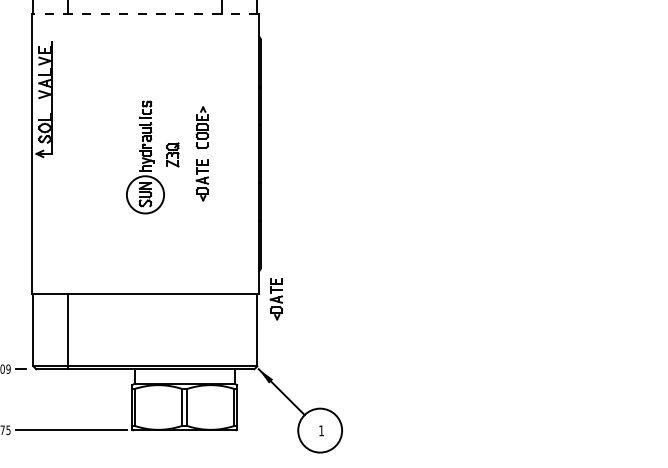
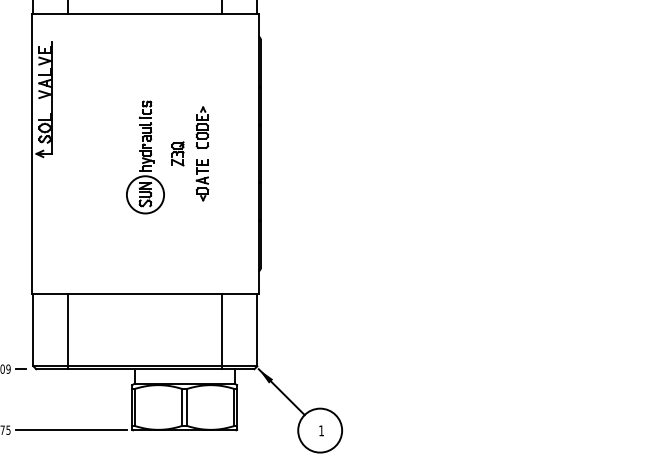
line: dashed -> solid (144, 14)
part position: (172, 154) -> (177, 153) (177, 153)
part: present -> none (275, 299)
line: none -> present (222, 331)
